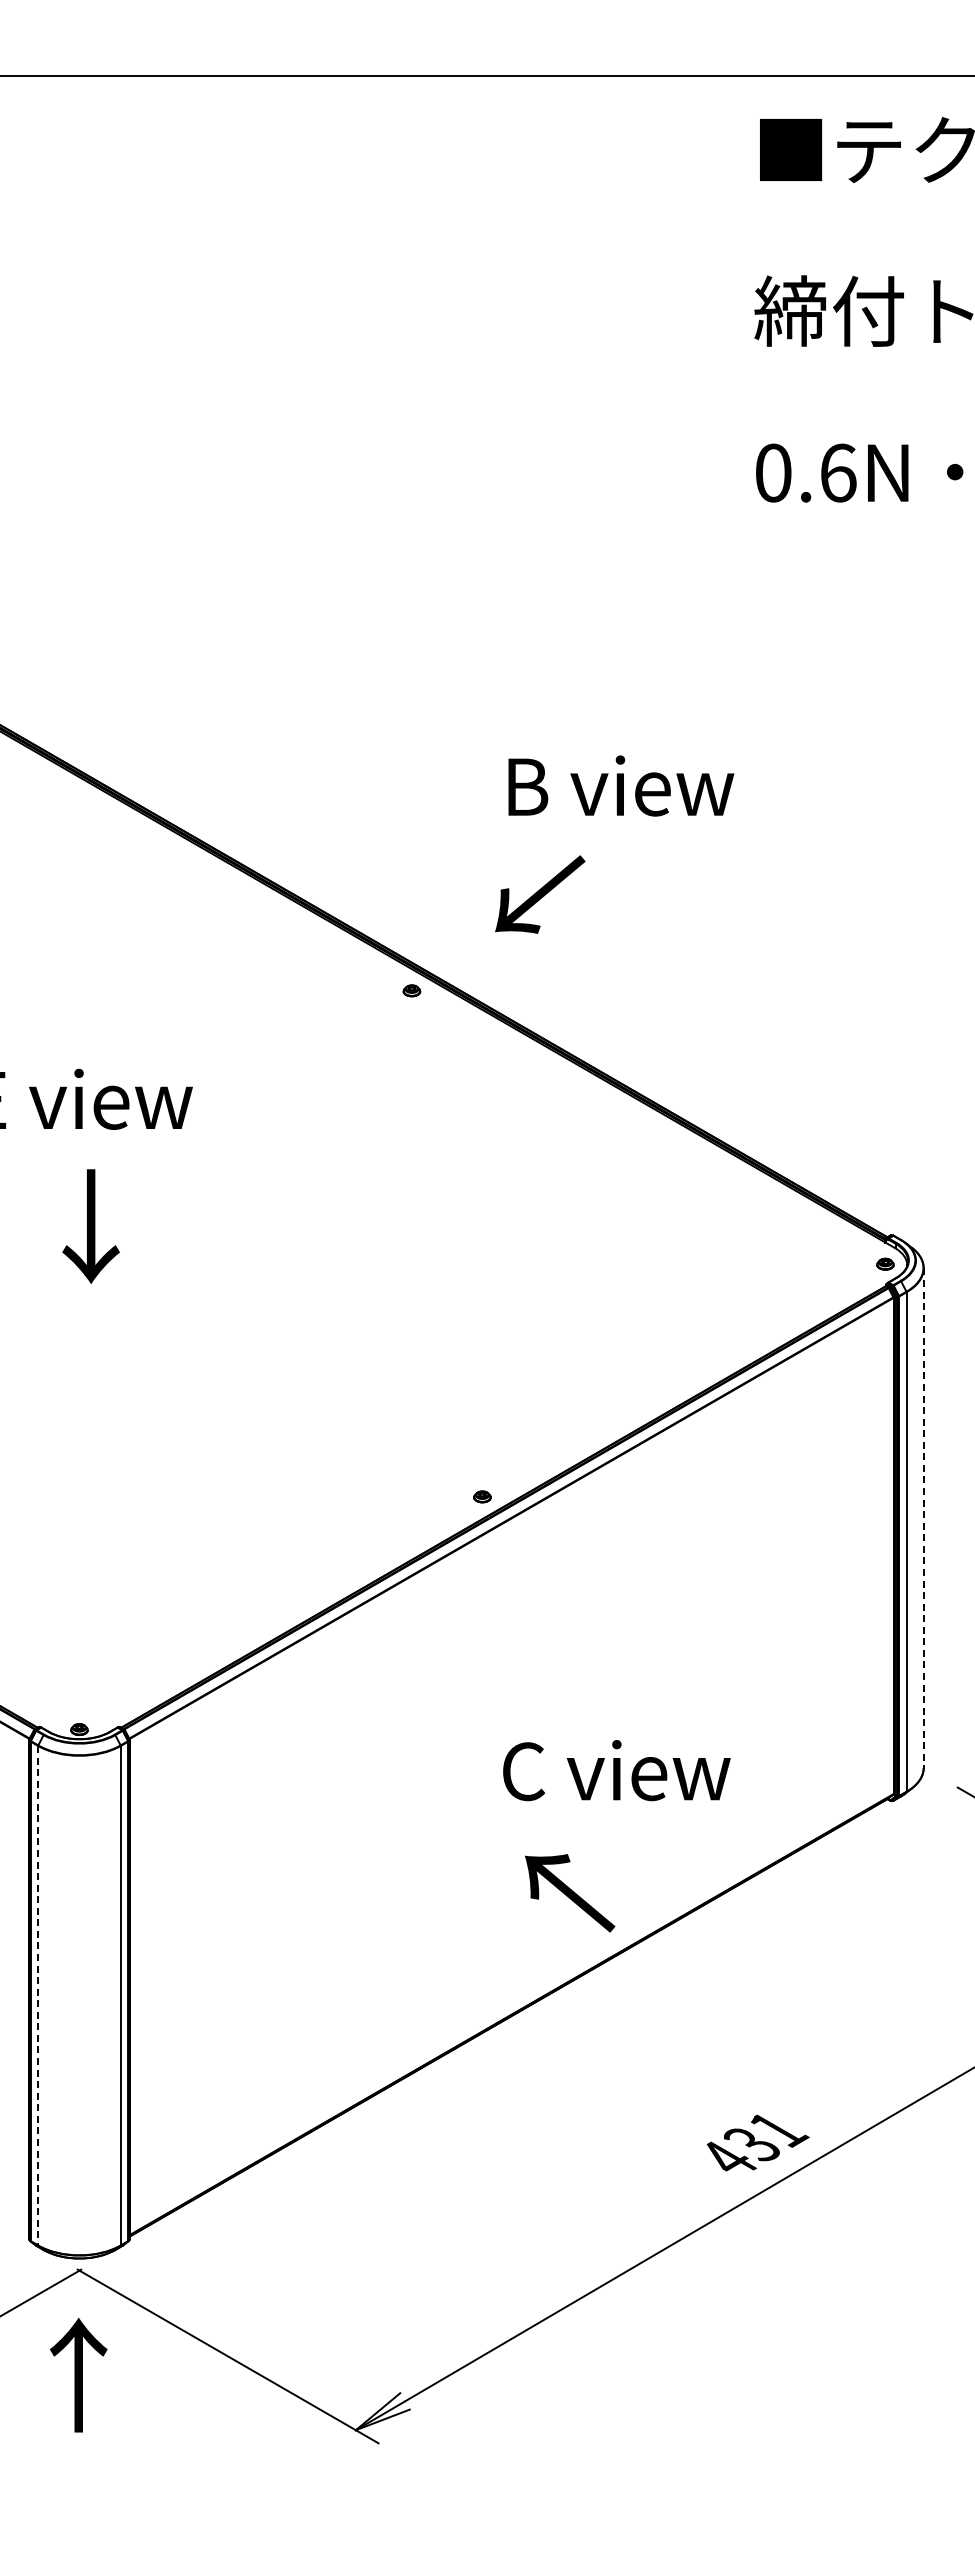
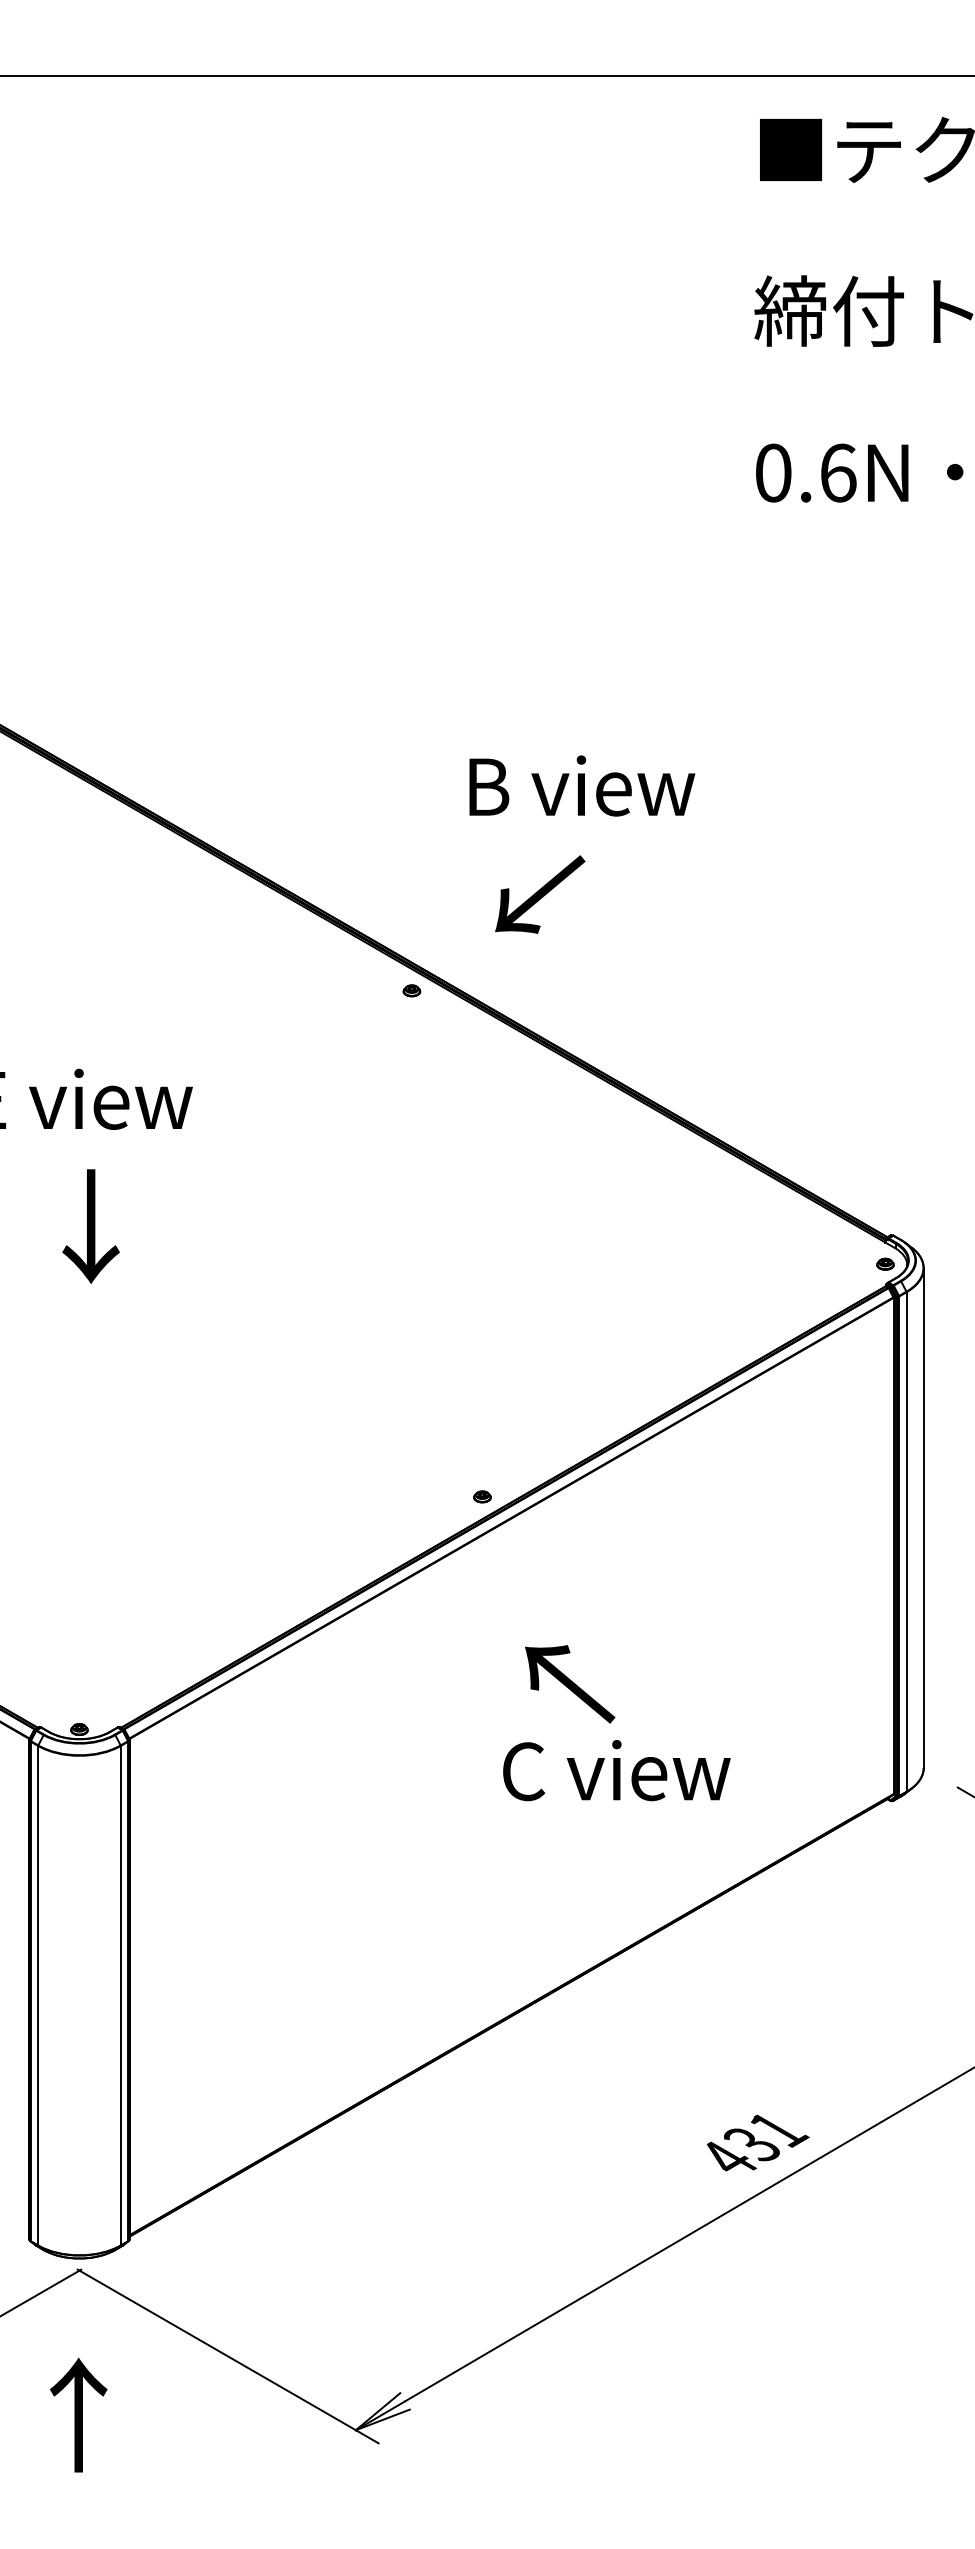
text position: (621, 785) -> (582, 785) (582, 785)
line: dashed -> solid (923, 1518)
text position: (570, 1893) -> (570, 1684) (570, 1684)
line: dashed -> solid (38, 1995)
text position: (78, 2374) -> (78, 2414) (78, 2414)
